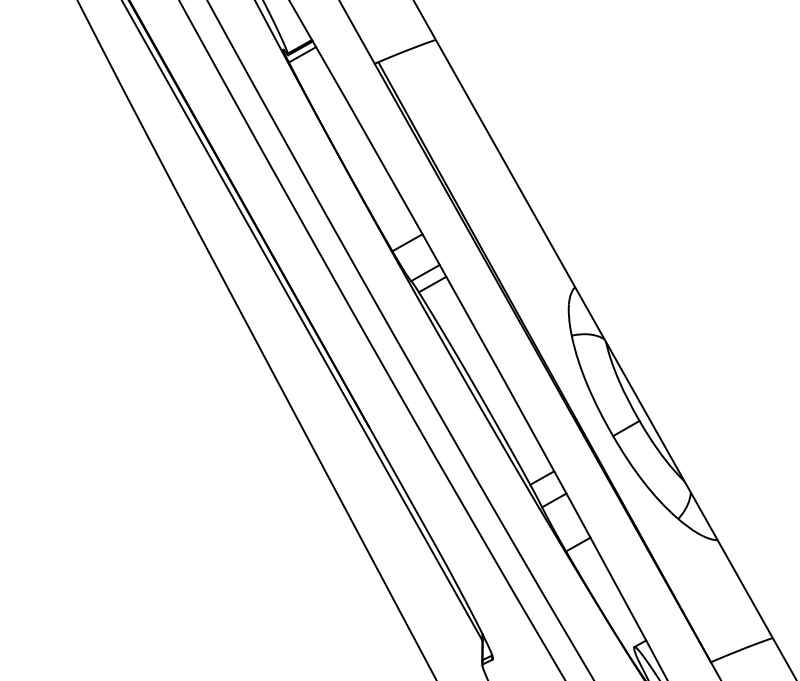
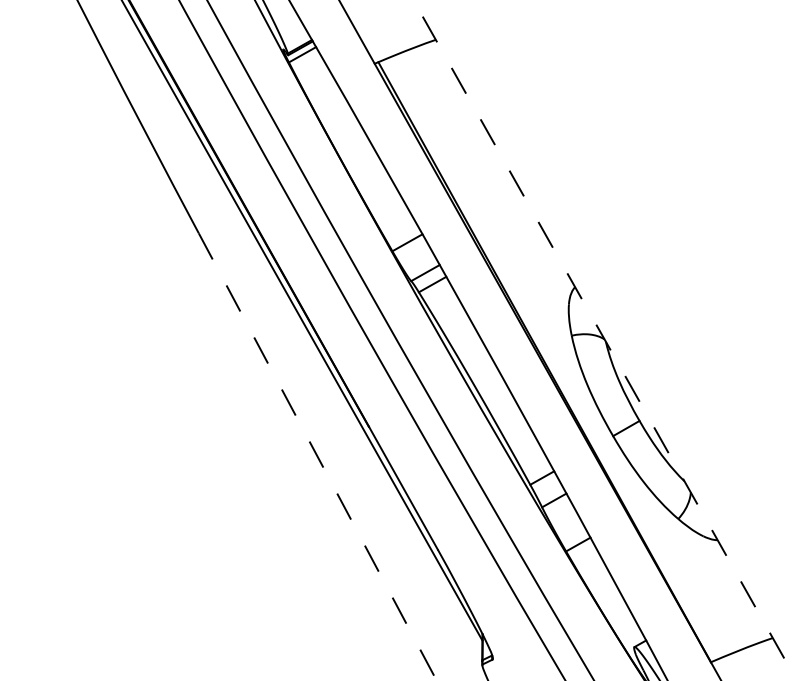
line: solid -> dashed (605, 340)
line: solid -> dashed (318, 457)
